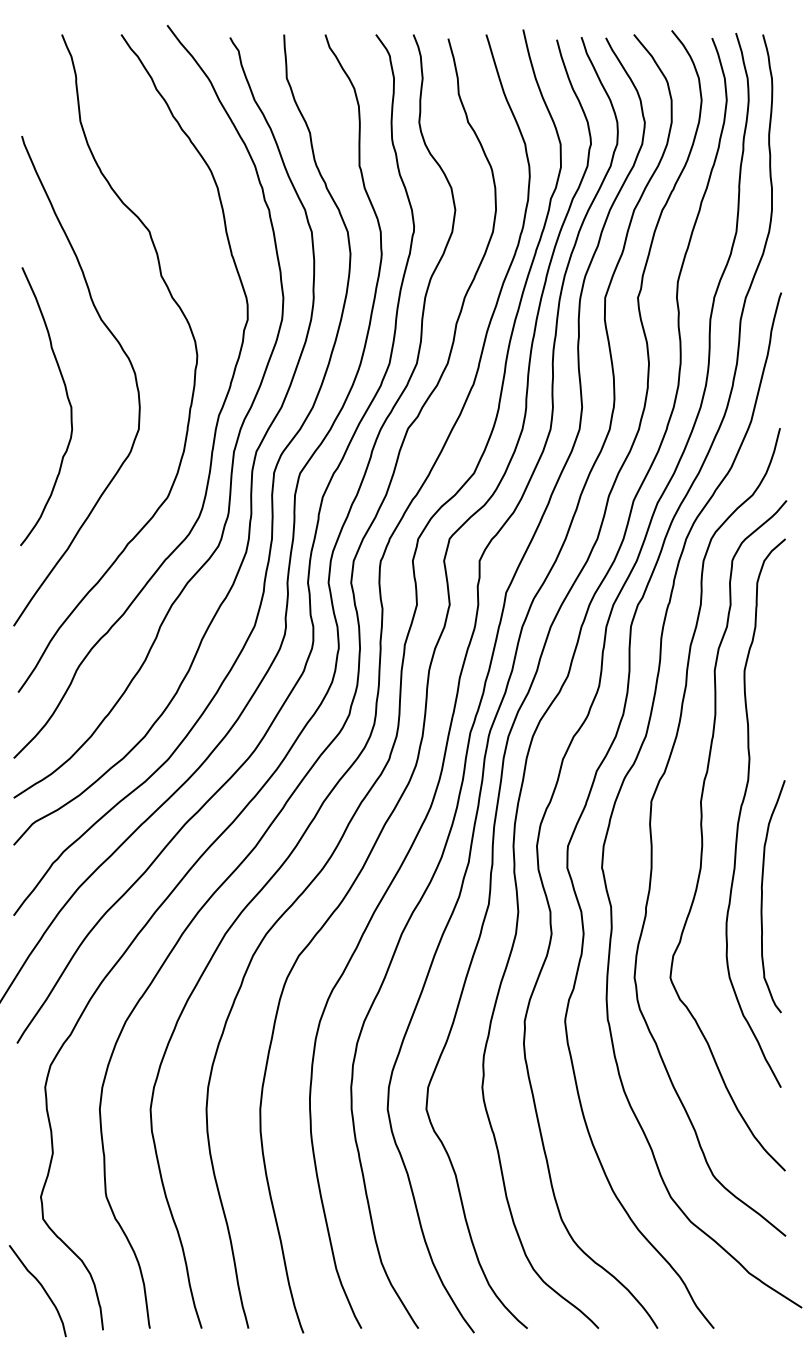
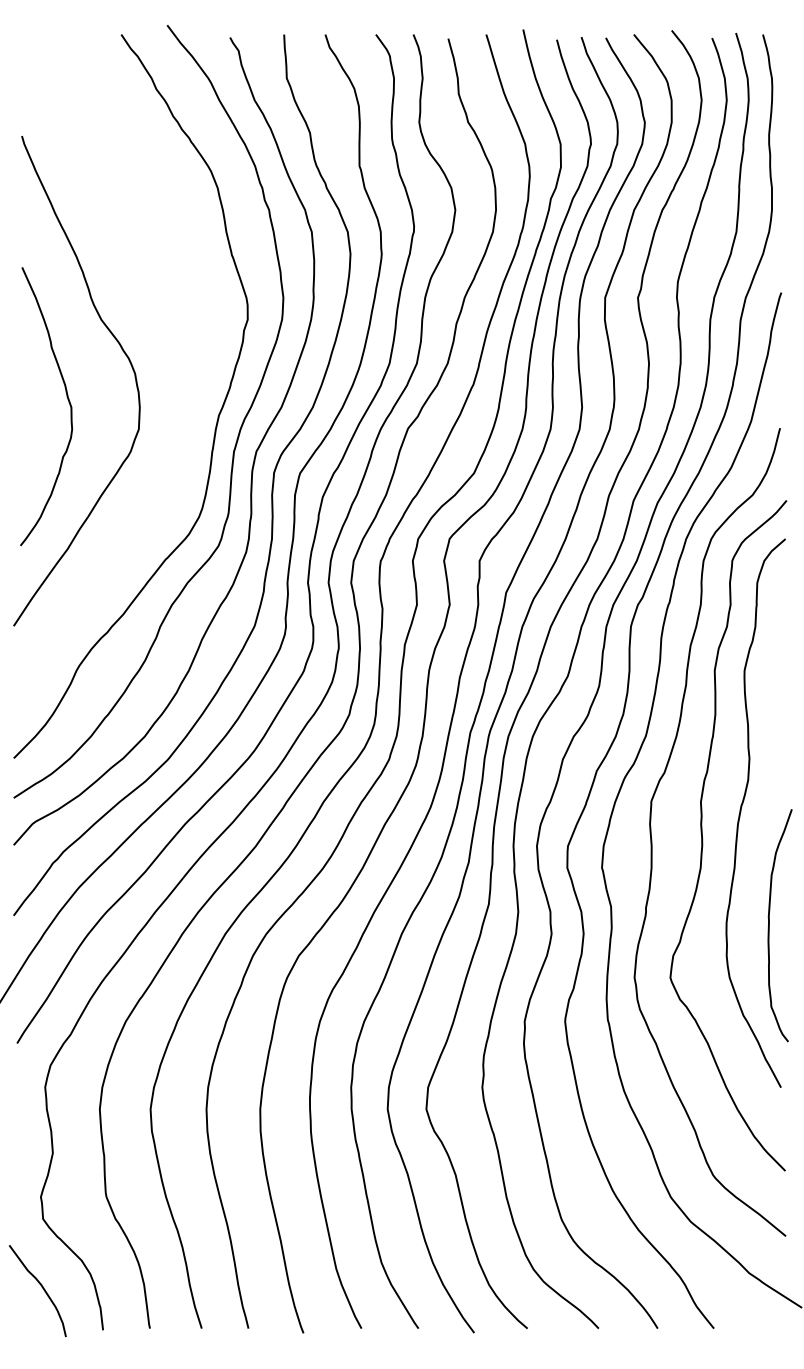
curve: present -> none (194, 368)
curve position: (762, 896) -> (769, 925) (769, 925)
